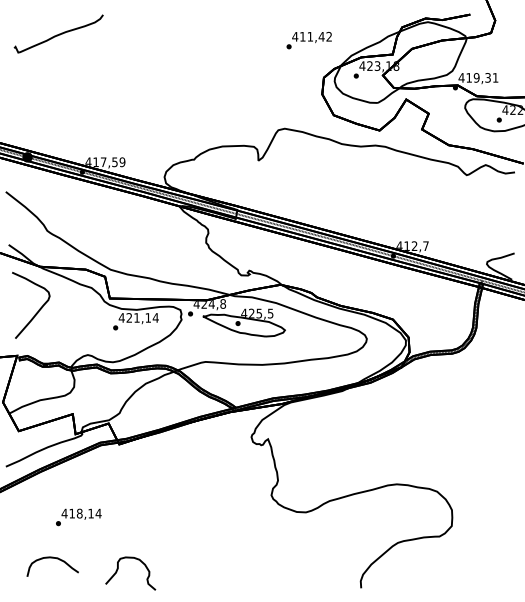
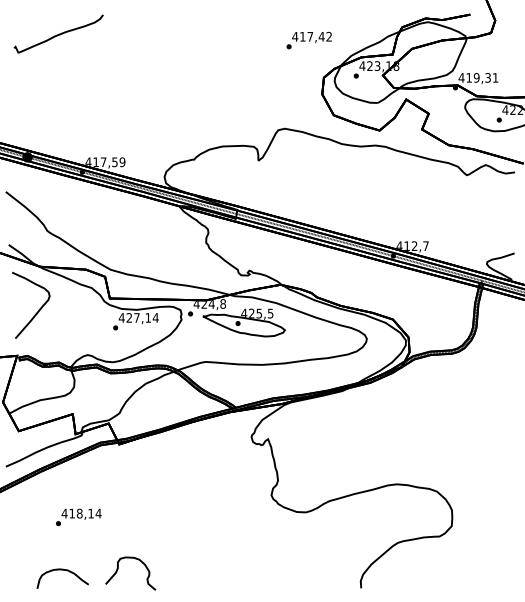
text: 411,42 -> 417,42 (310, 36)
text: 421,14 -> 427,14 (136, 317)
curve position: (52, 558) -> (62, 570) (62, 570)
